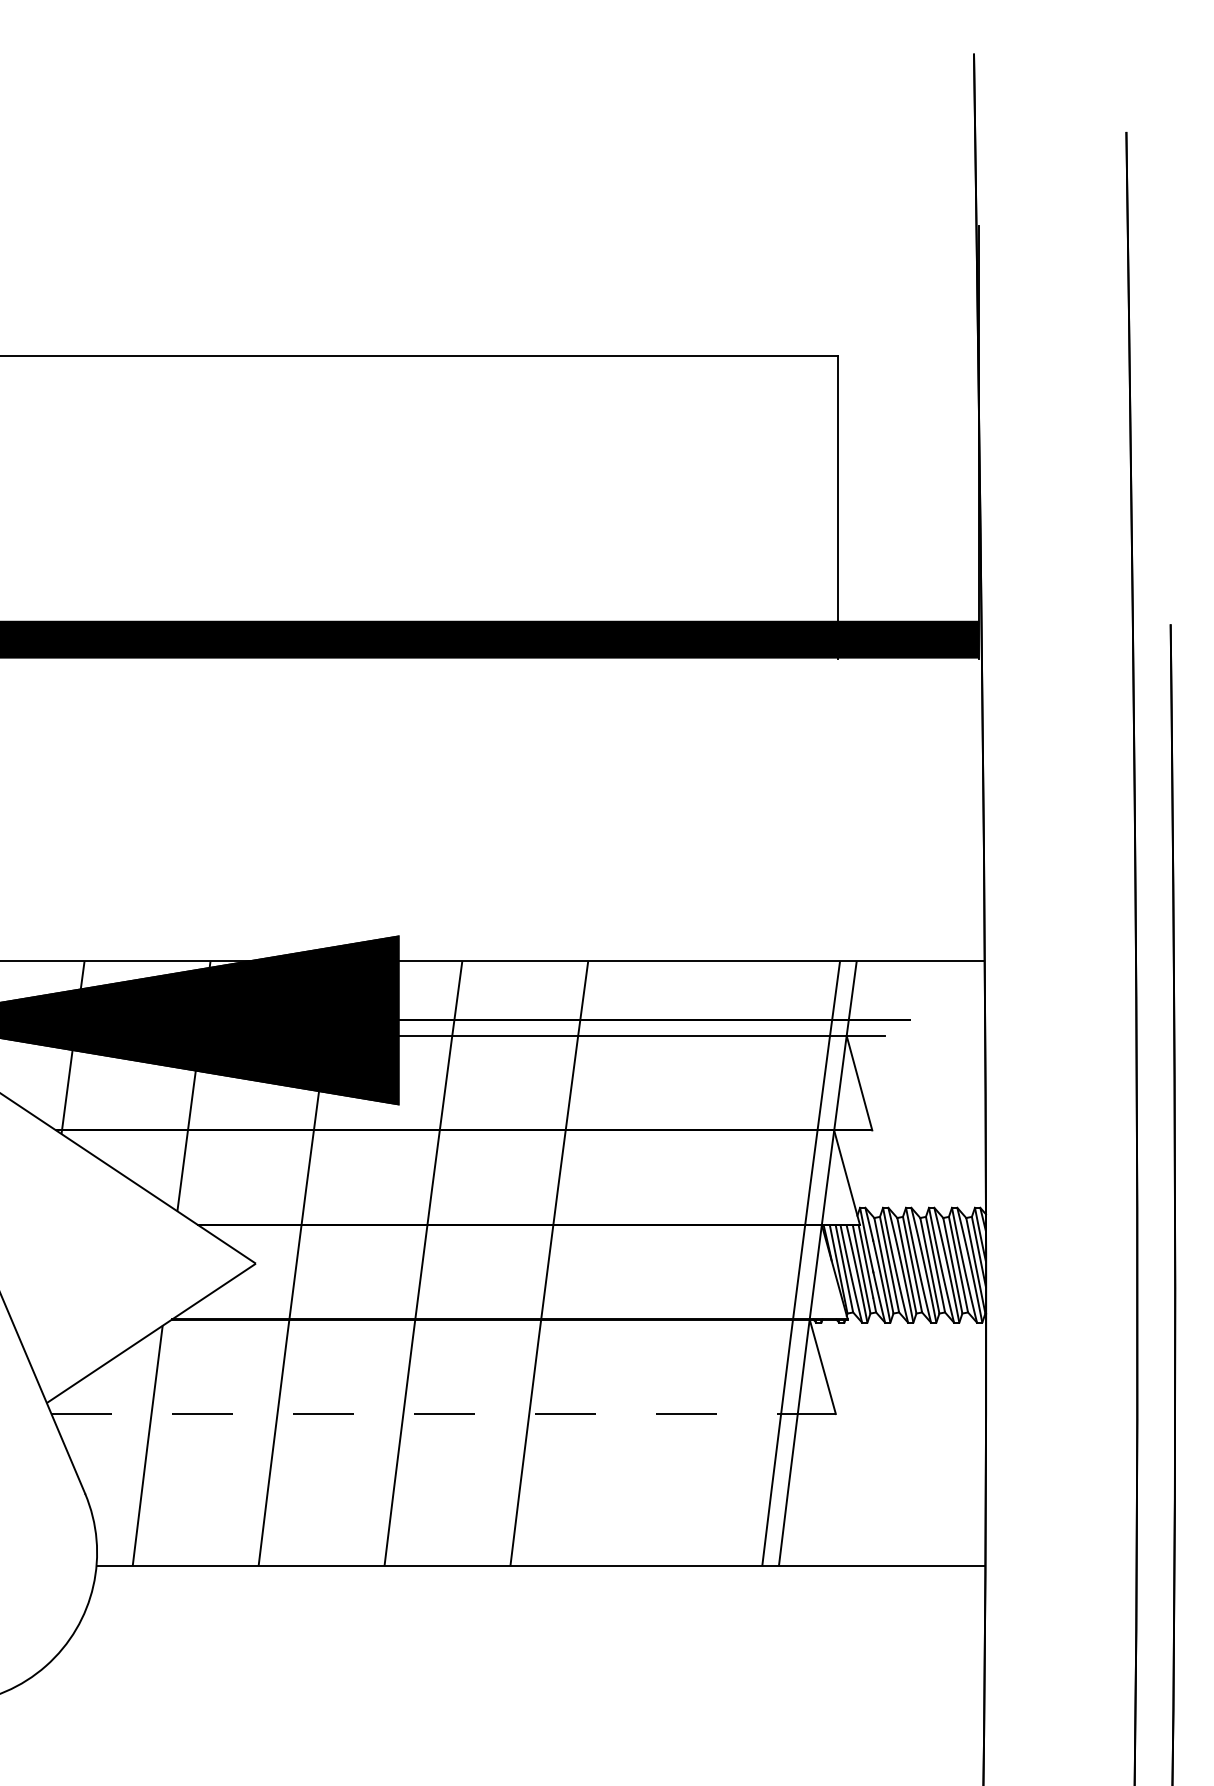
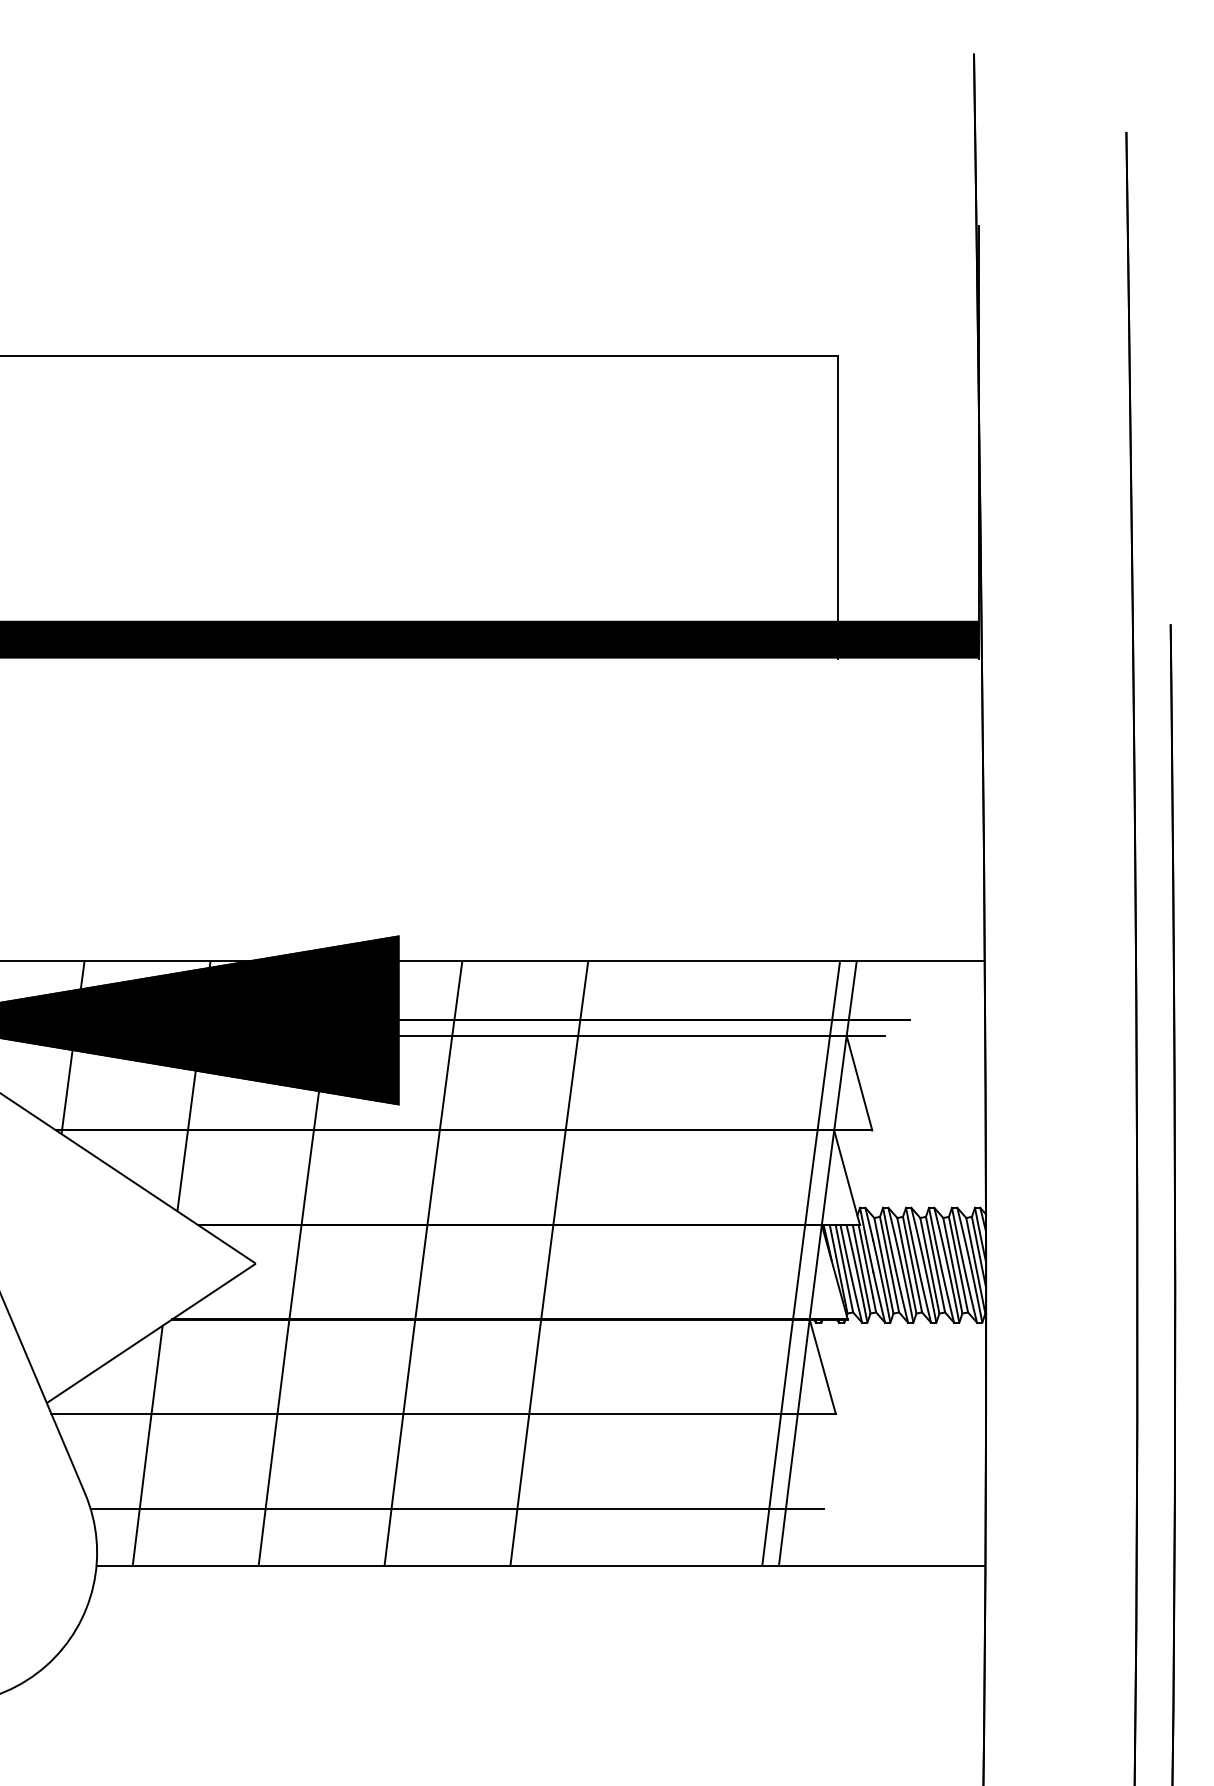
line: dashed -> solid (444, 1414)
line: none -> present (457, 1508)
